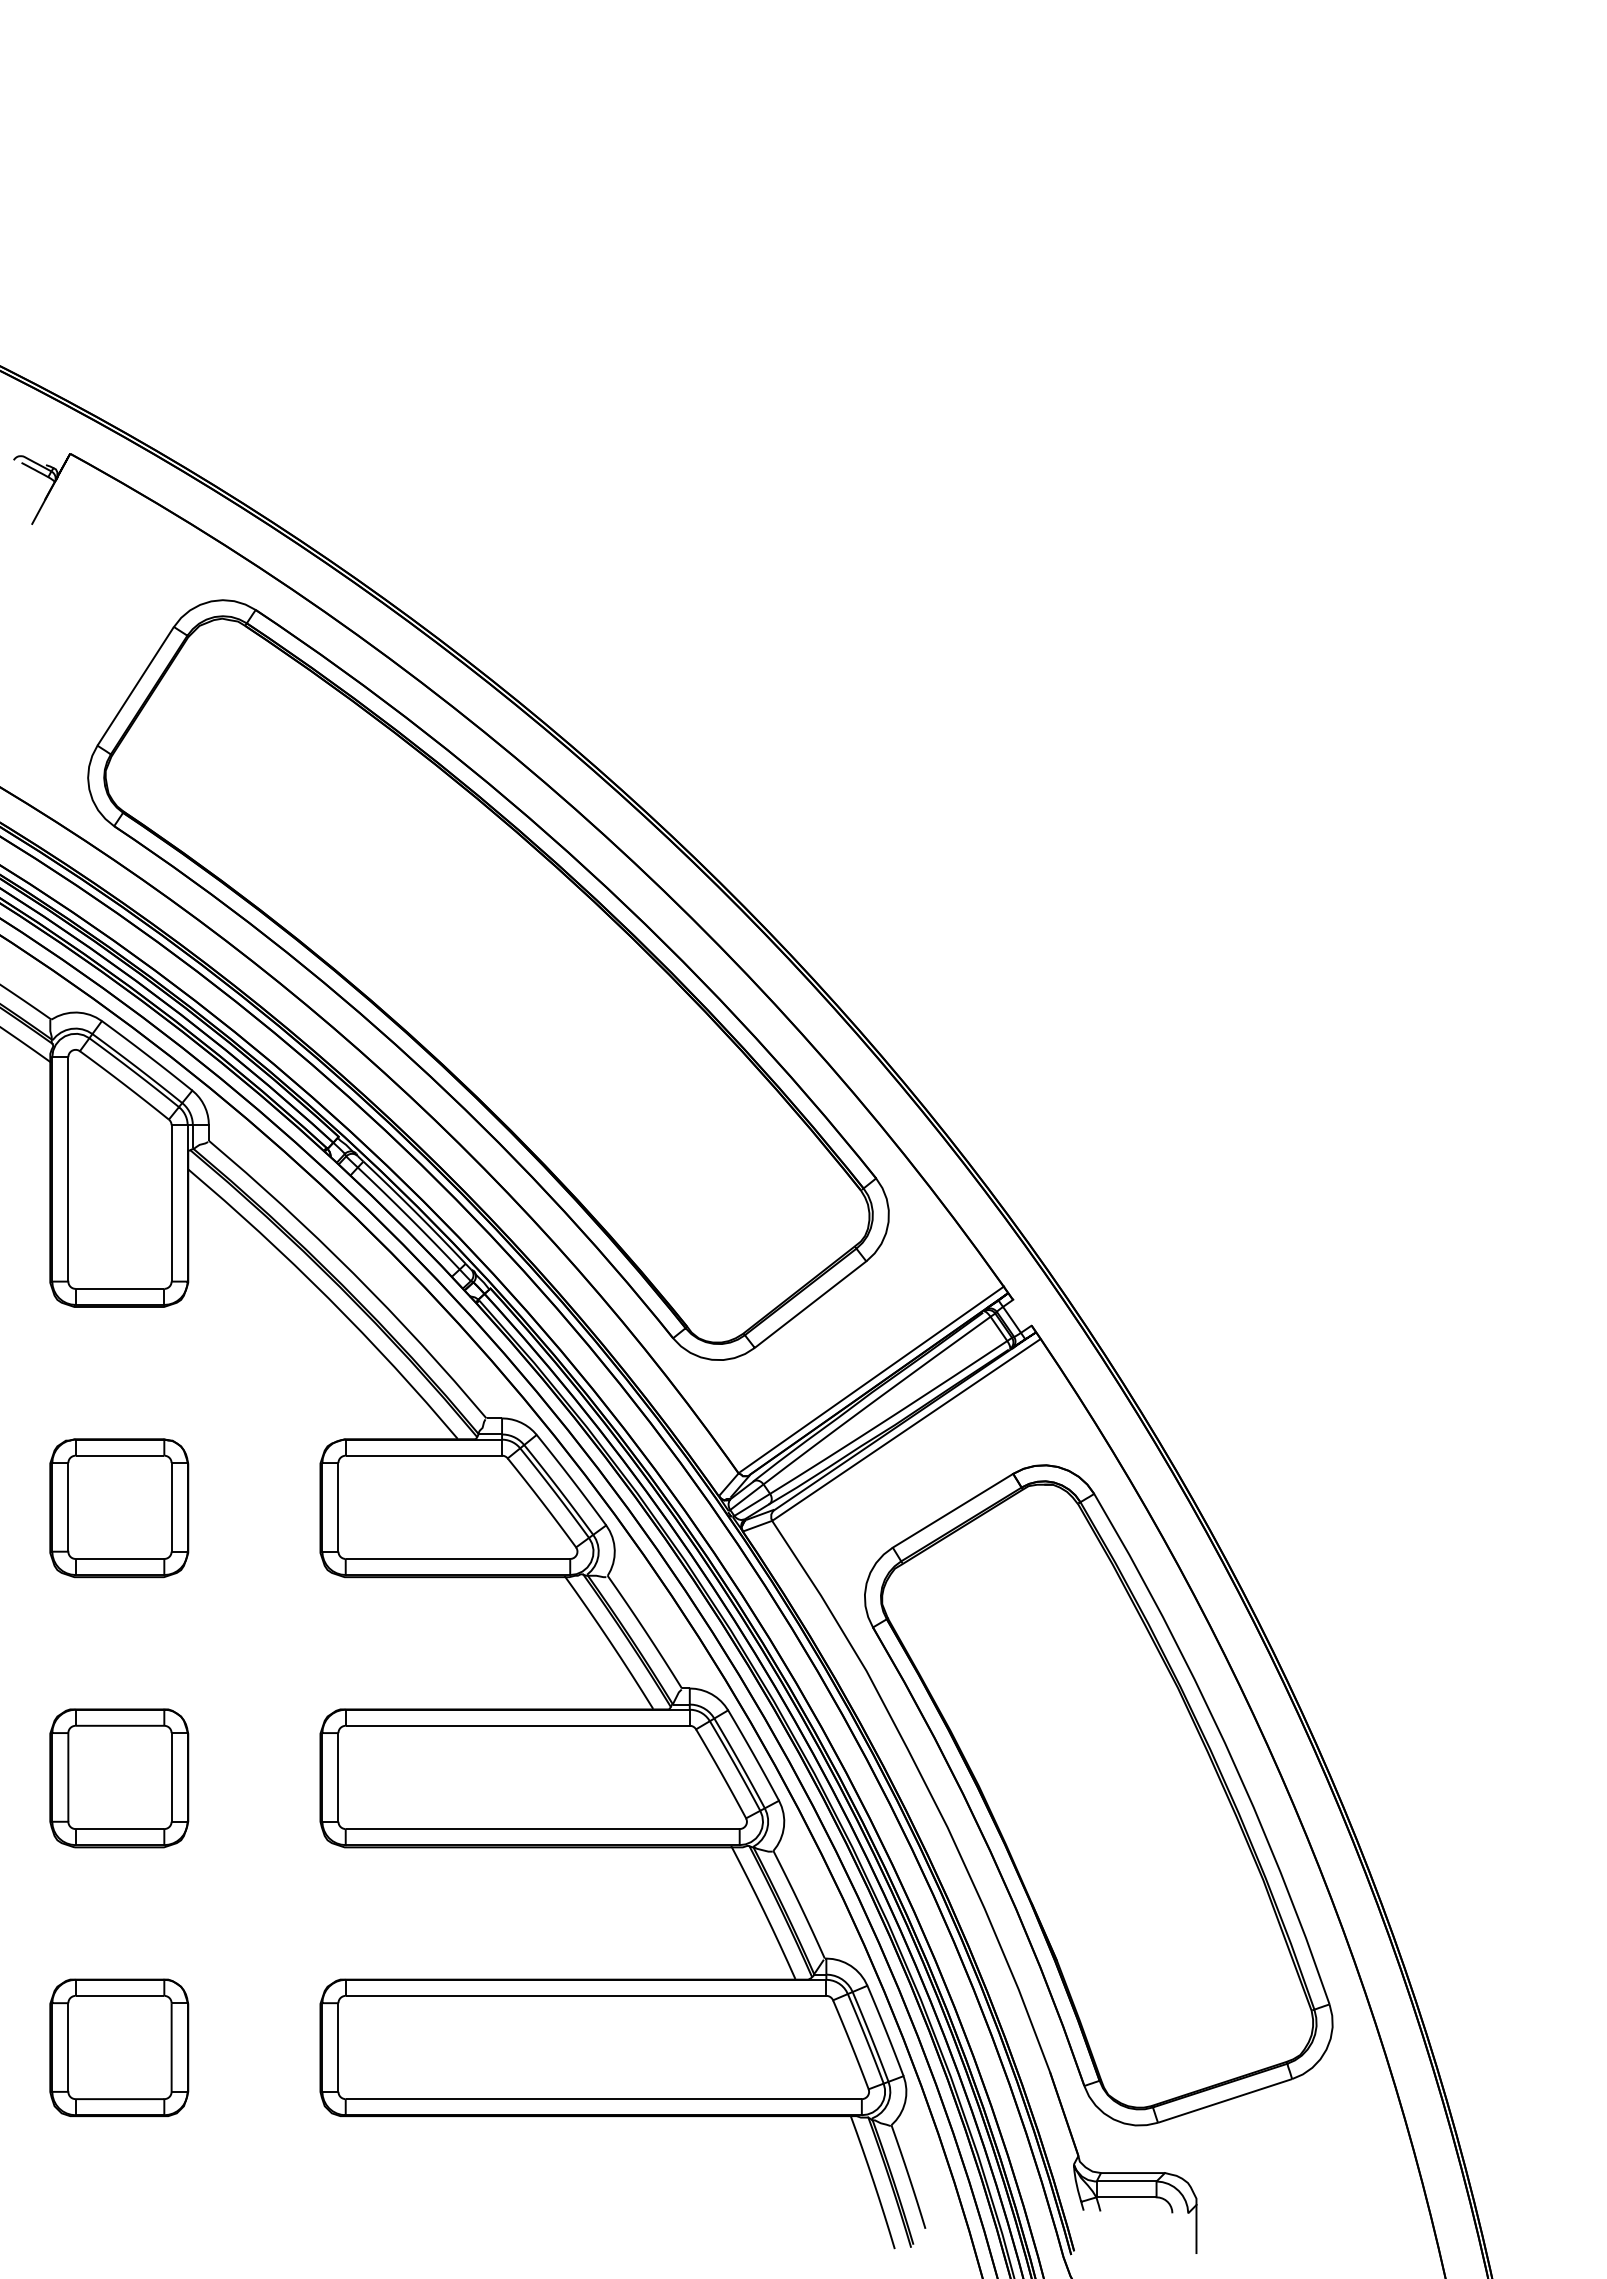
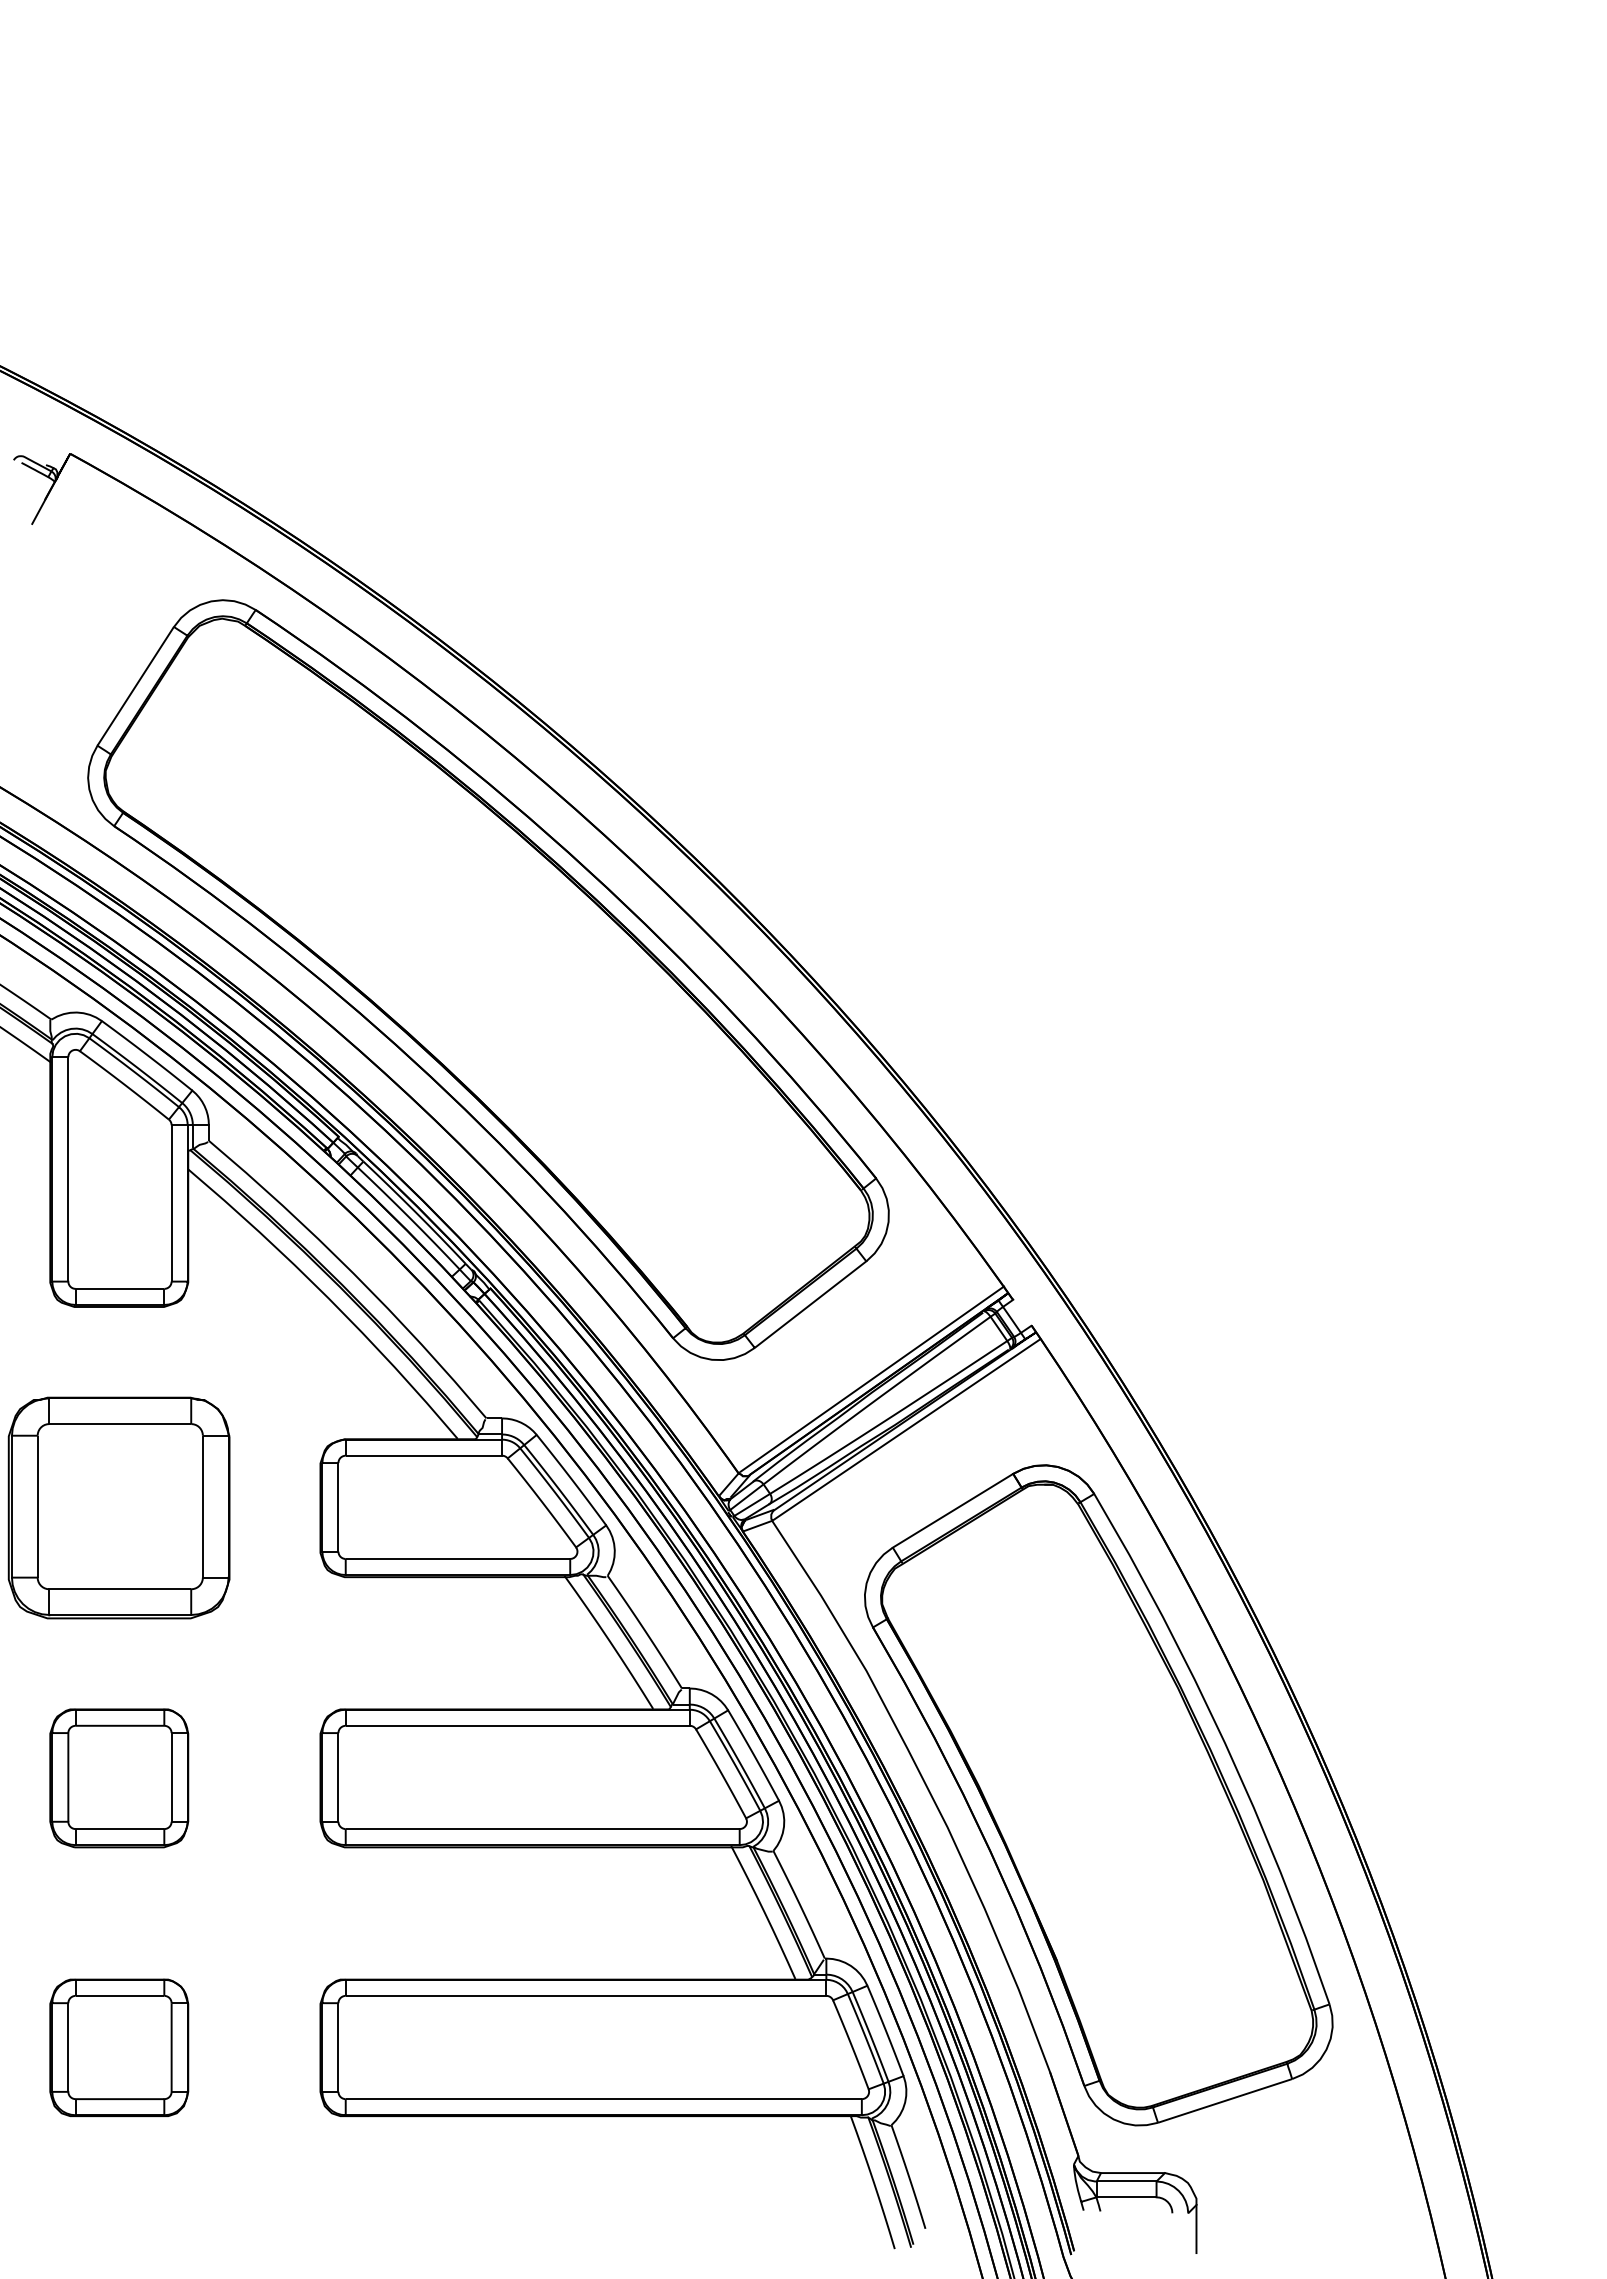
part size: 141x141 px -> 224x224 px (118, 1507)
